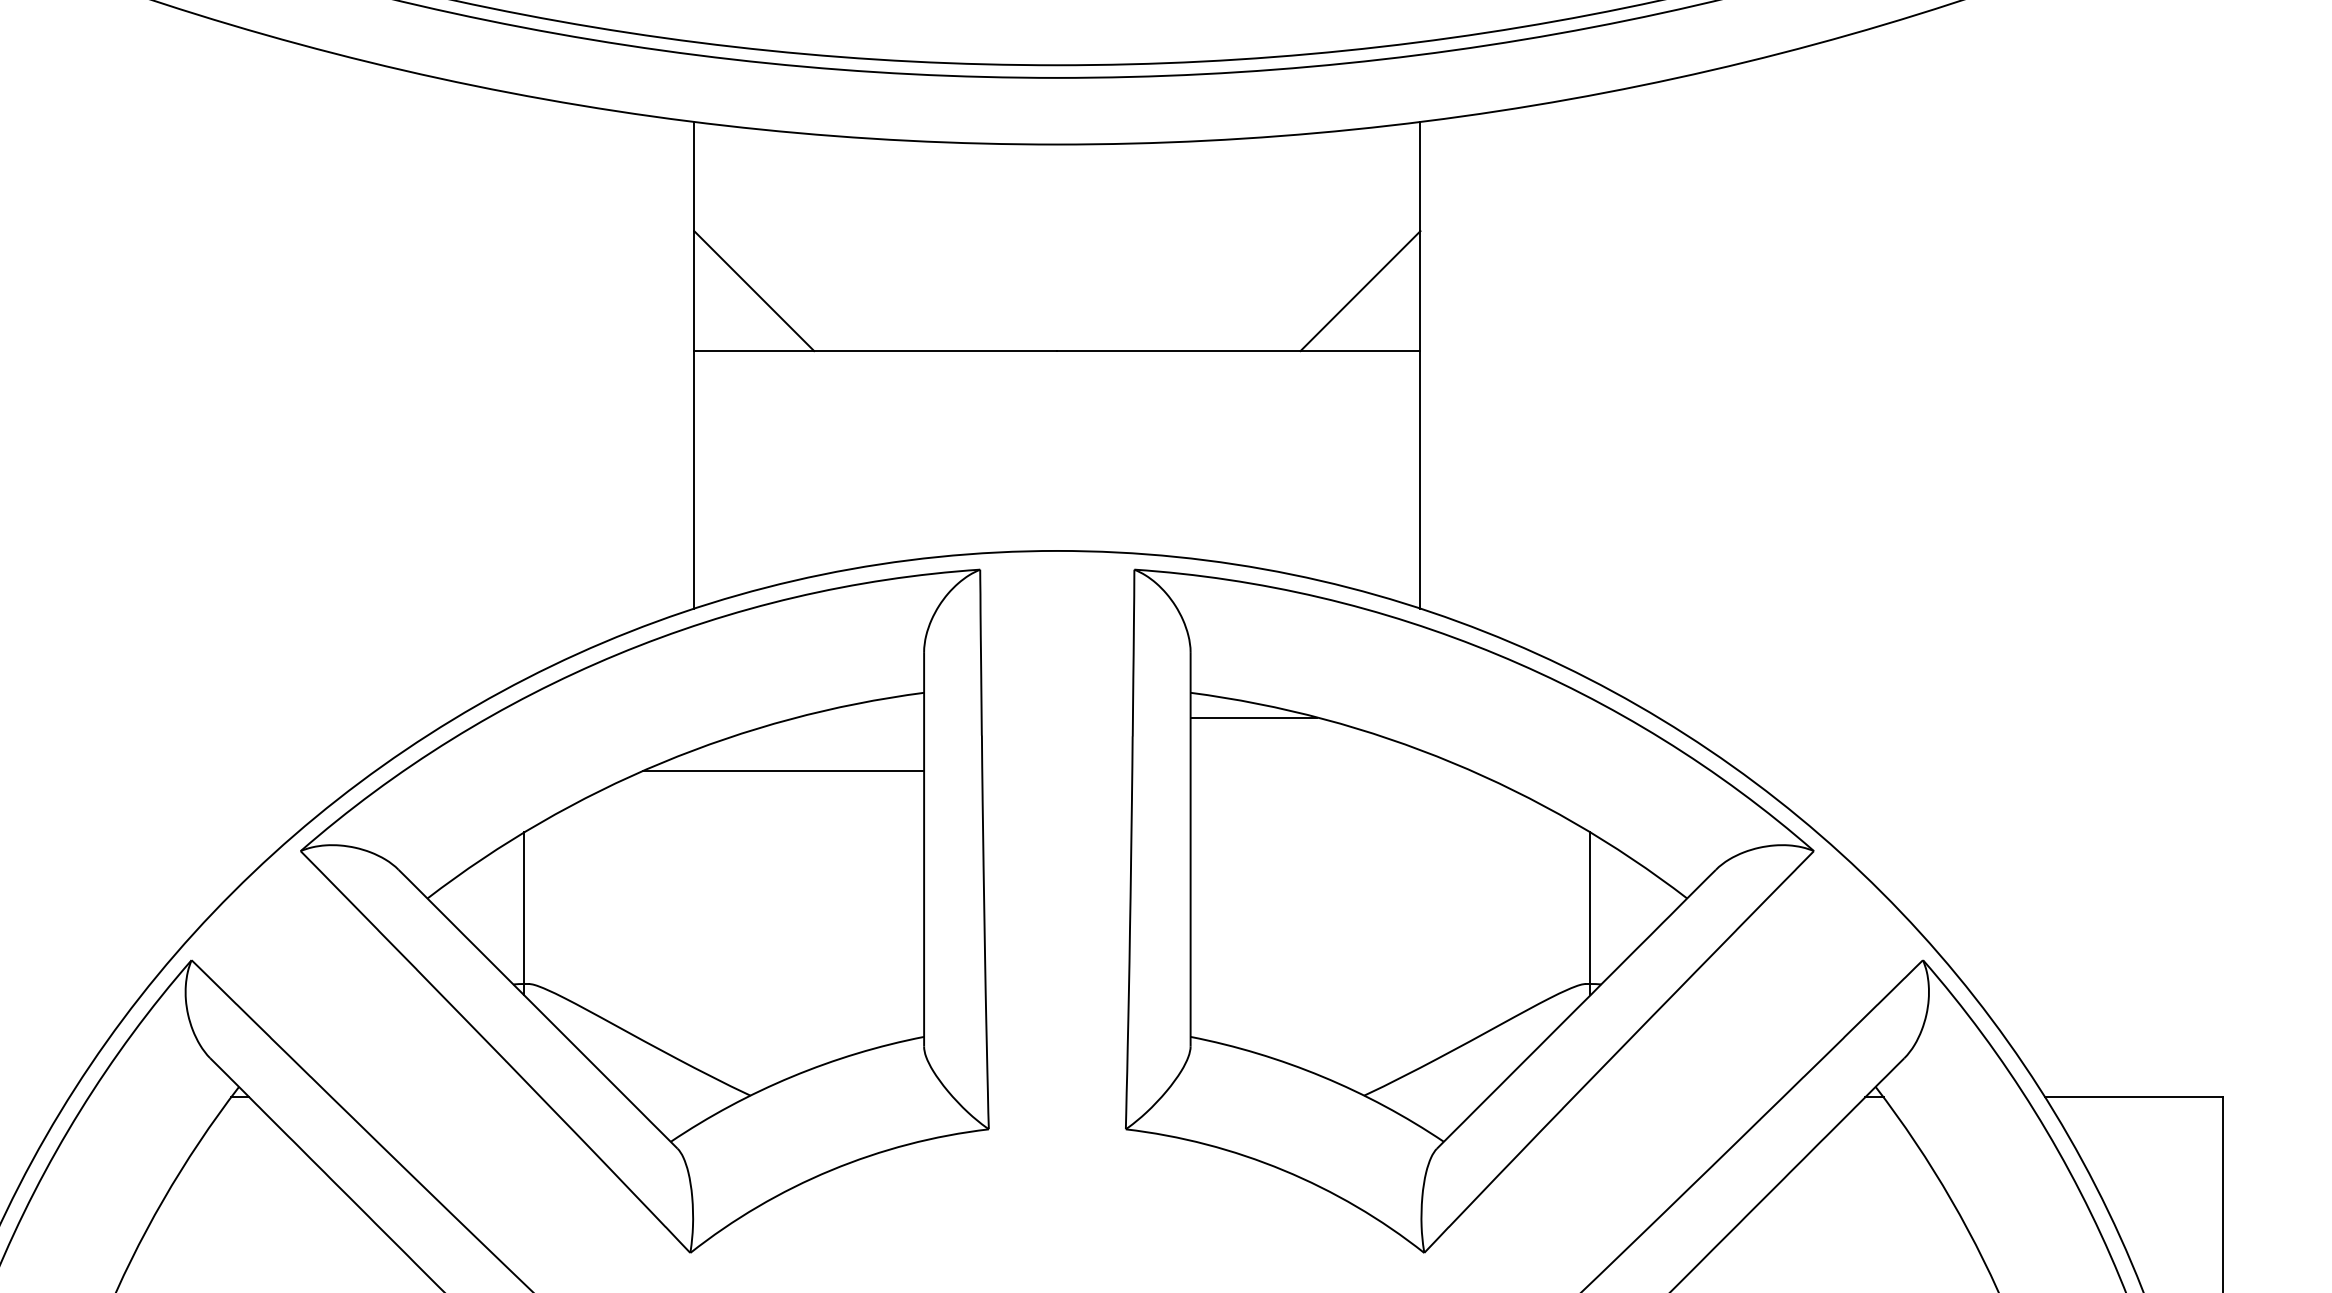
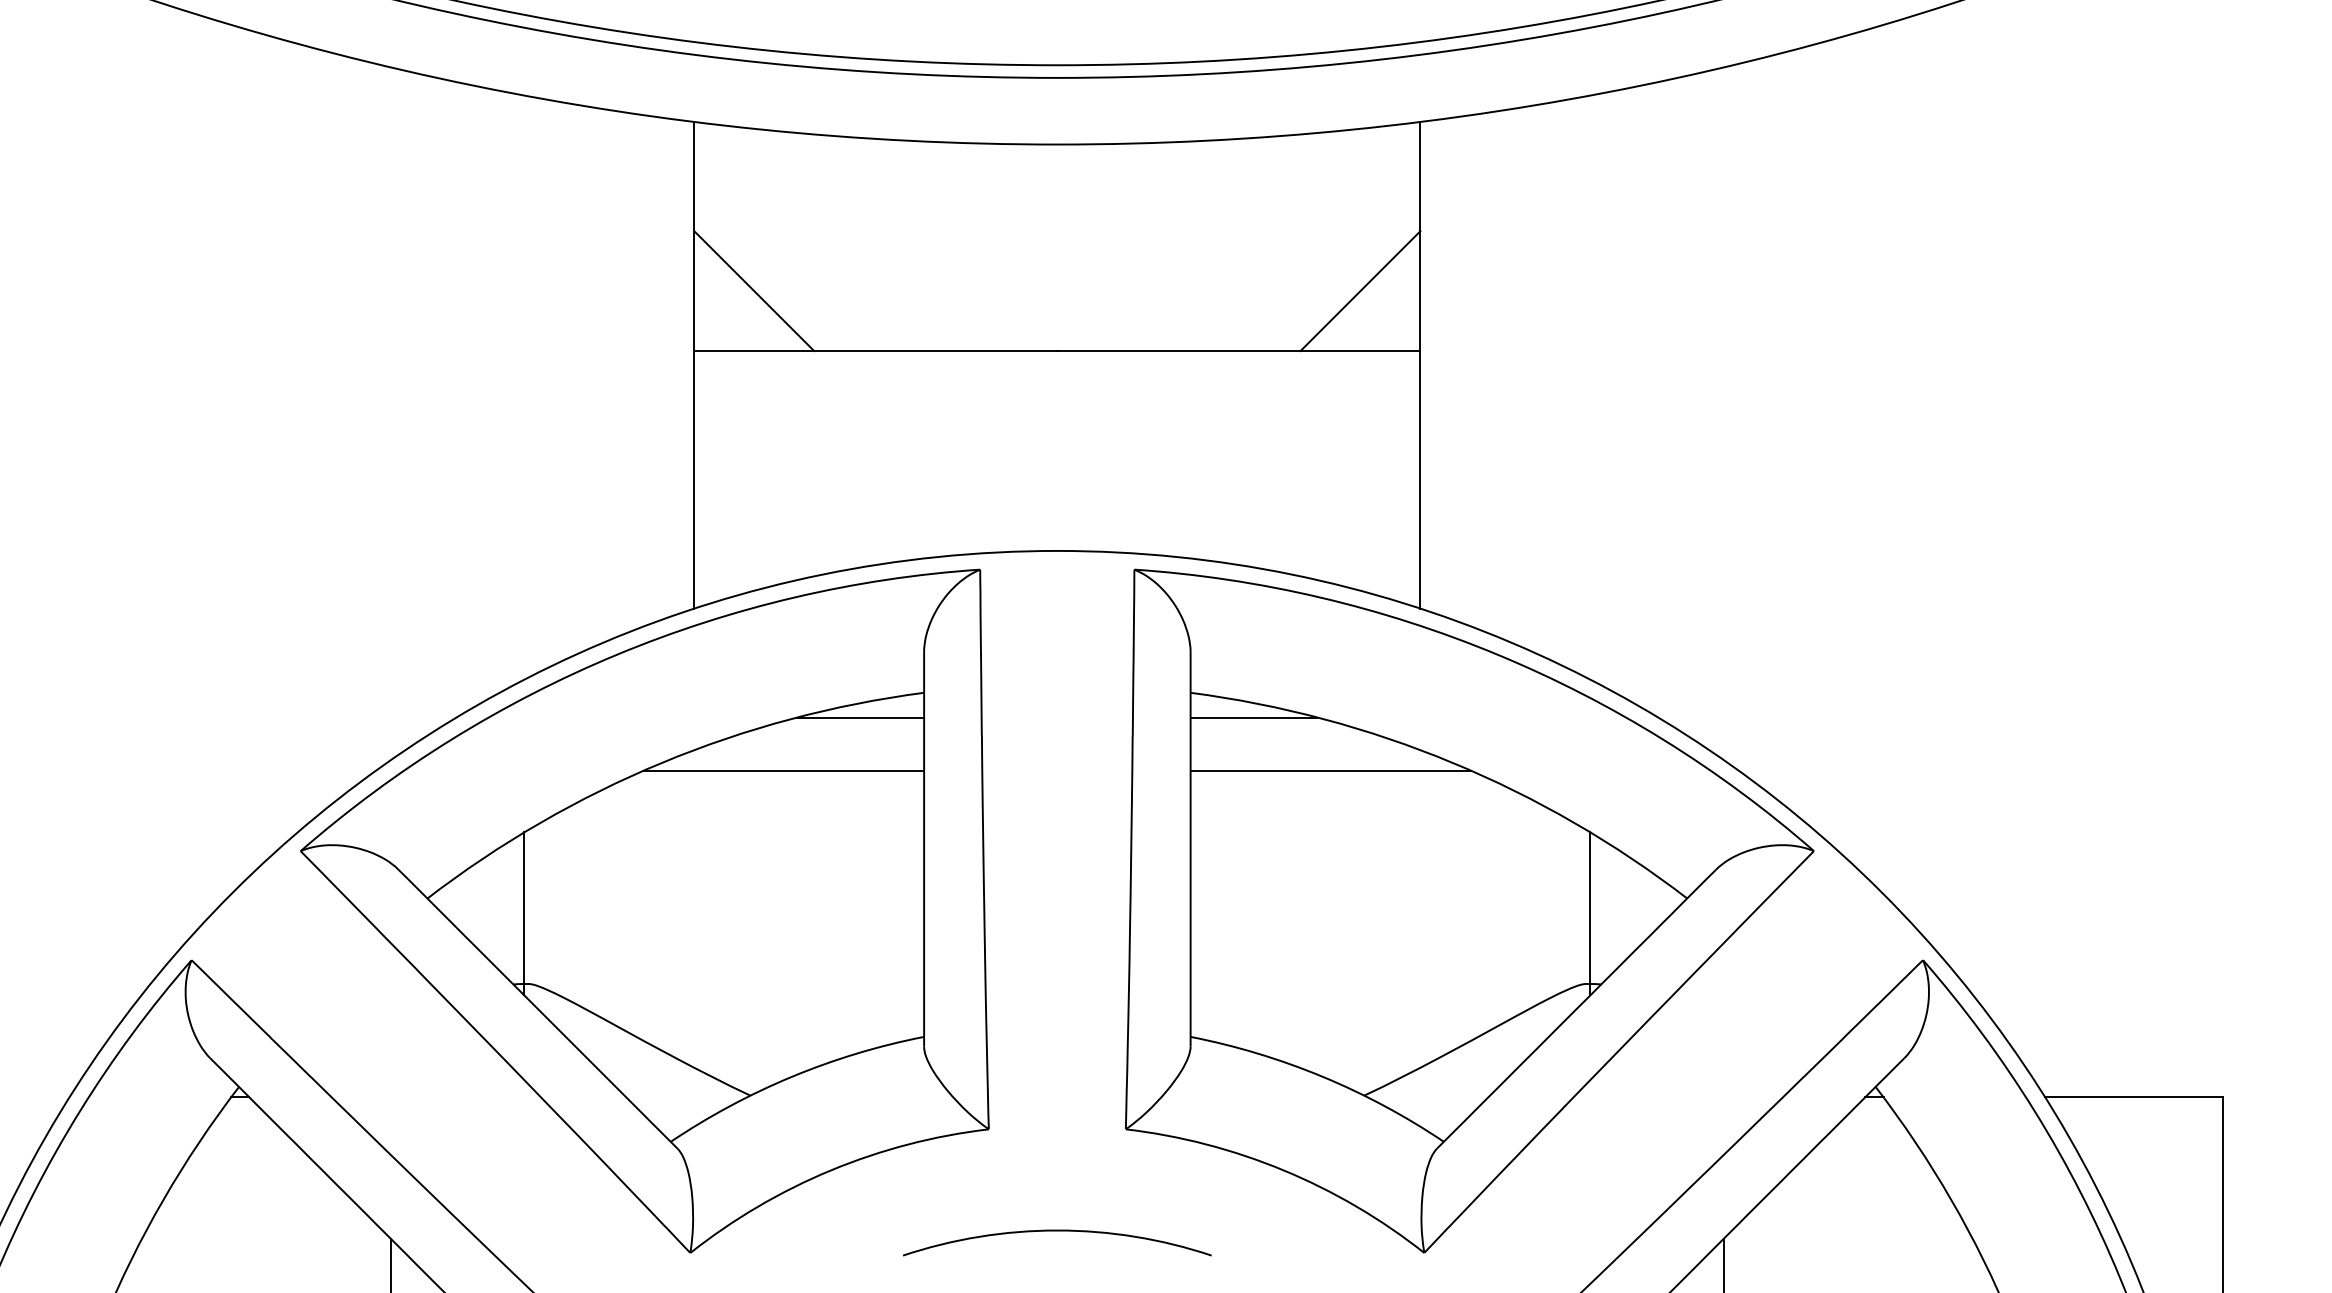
line: none -> present (860, 717)
line: none -> present (1330, 770)
arc: none -> present (1057, 1231)
line: none -> present (391, 1264)
line: none -> present (1723, 1264)
